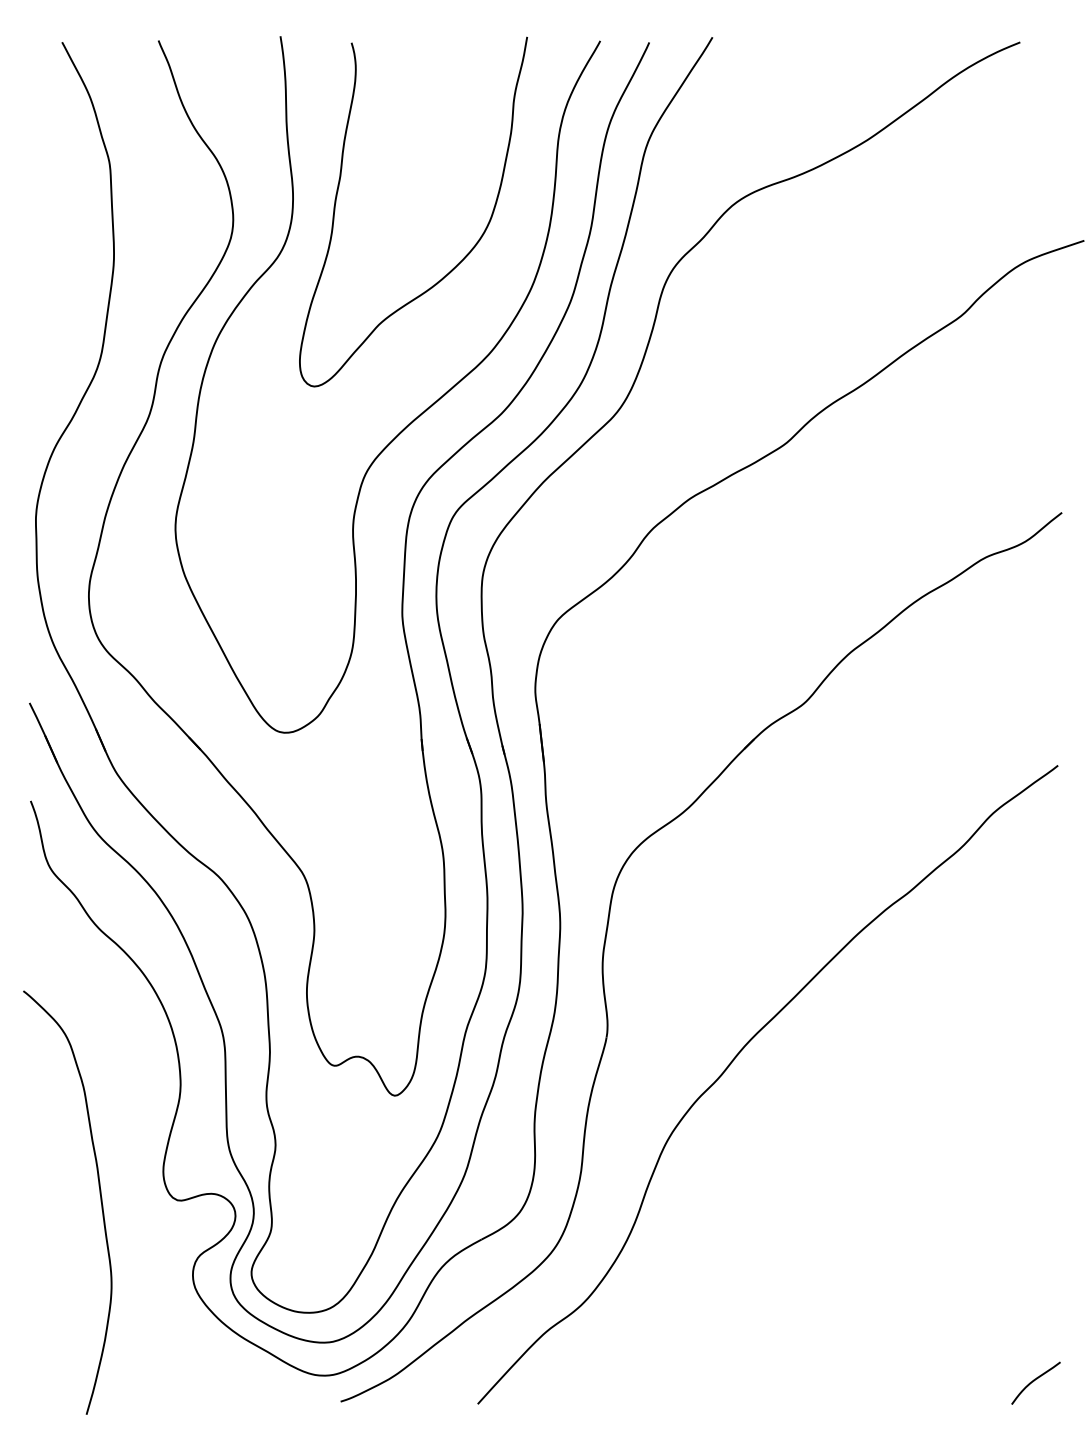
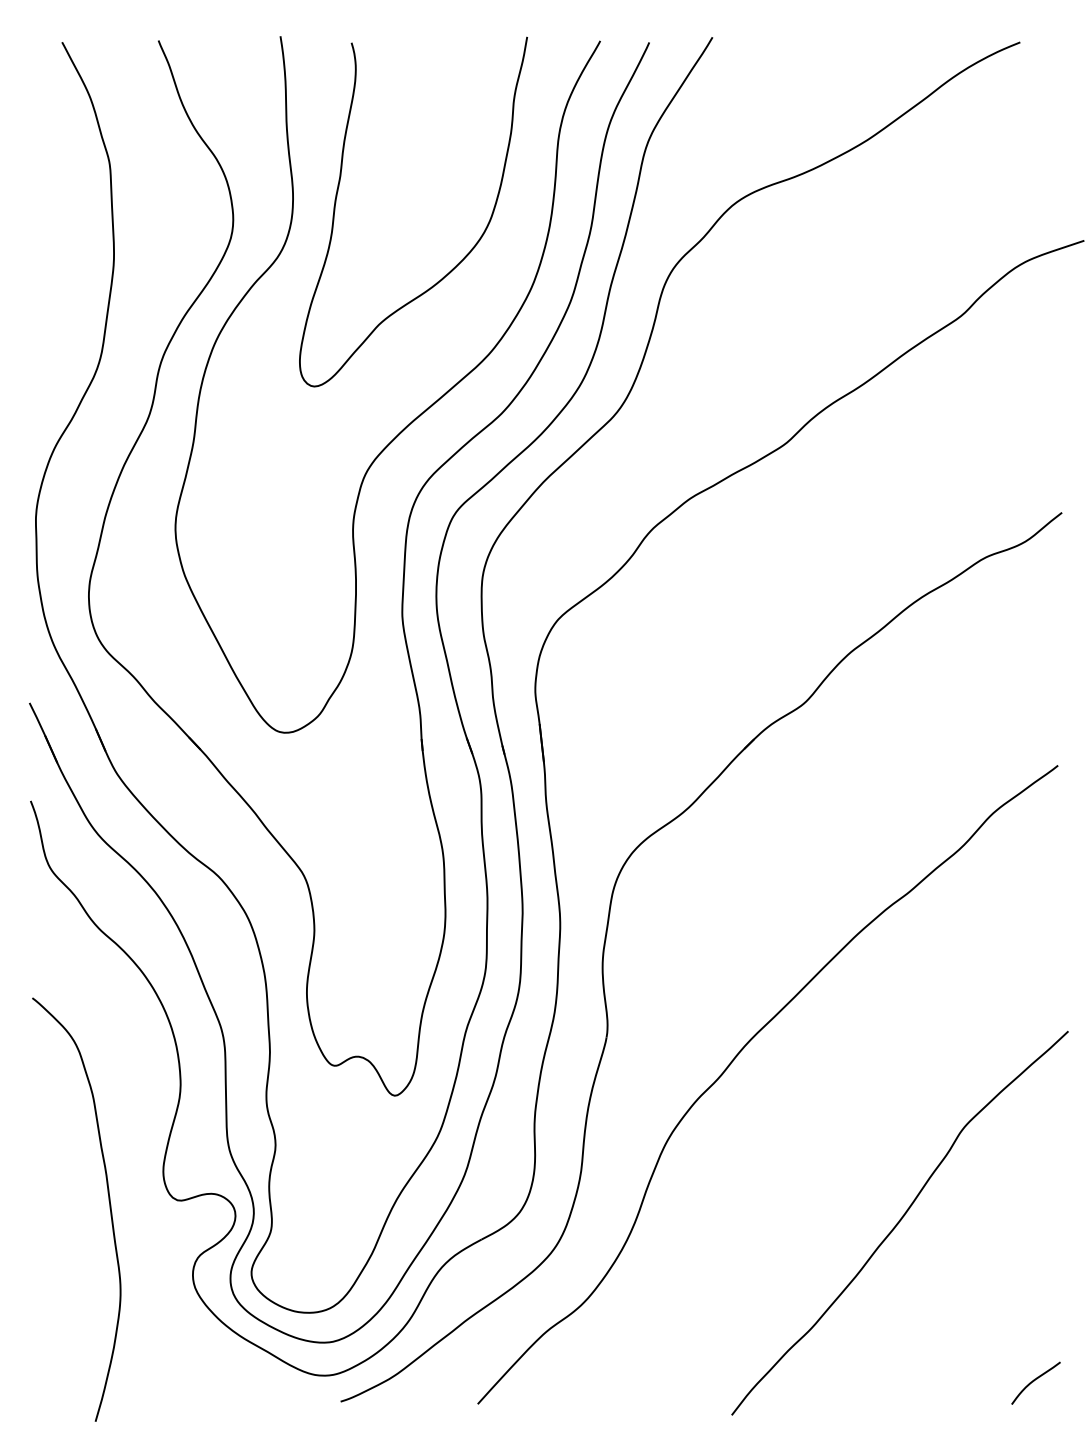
curve position: (99, 1194) -> (108, 1201) (108, 1201)
curve: none -> present (899, 1222)
